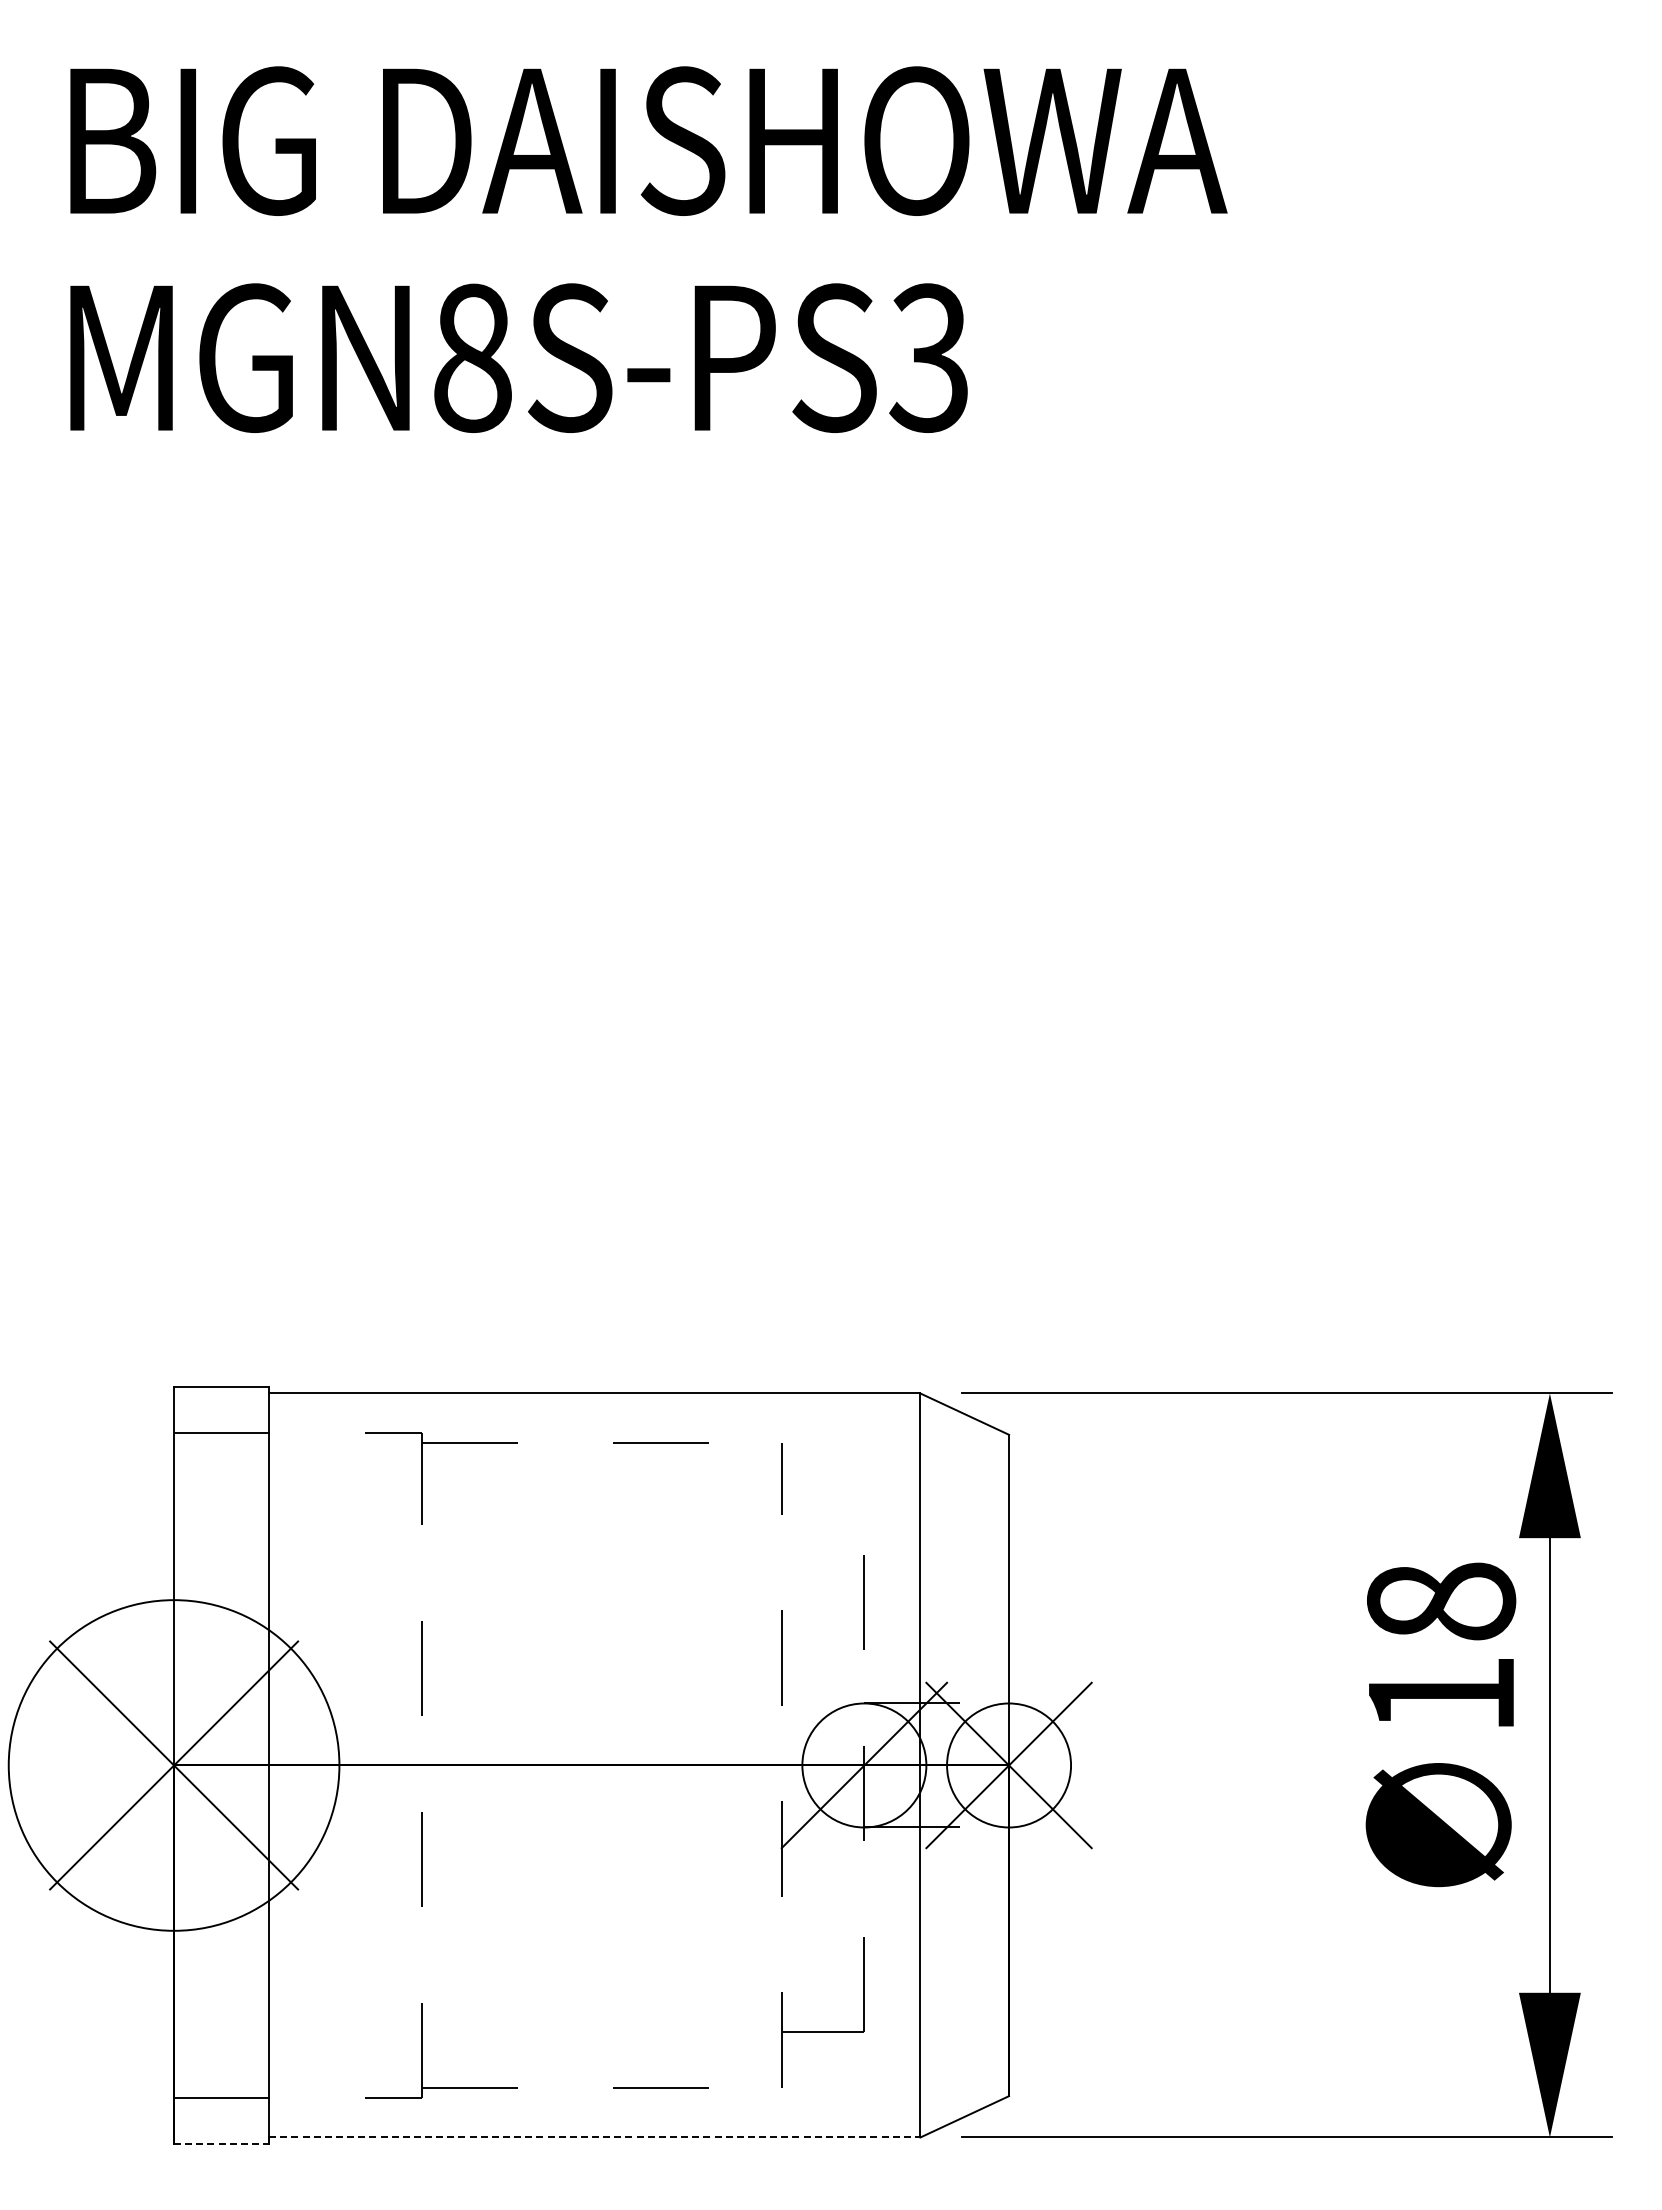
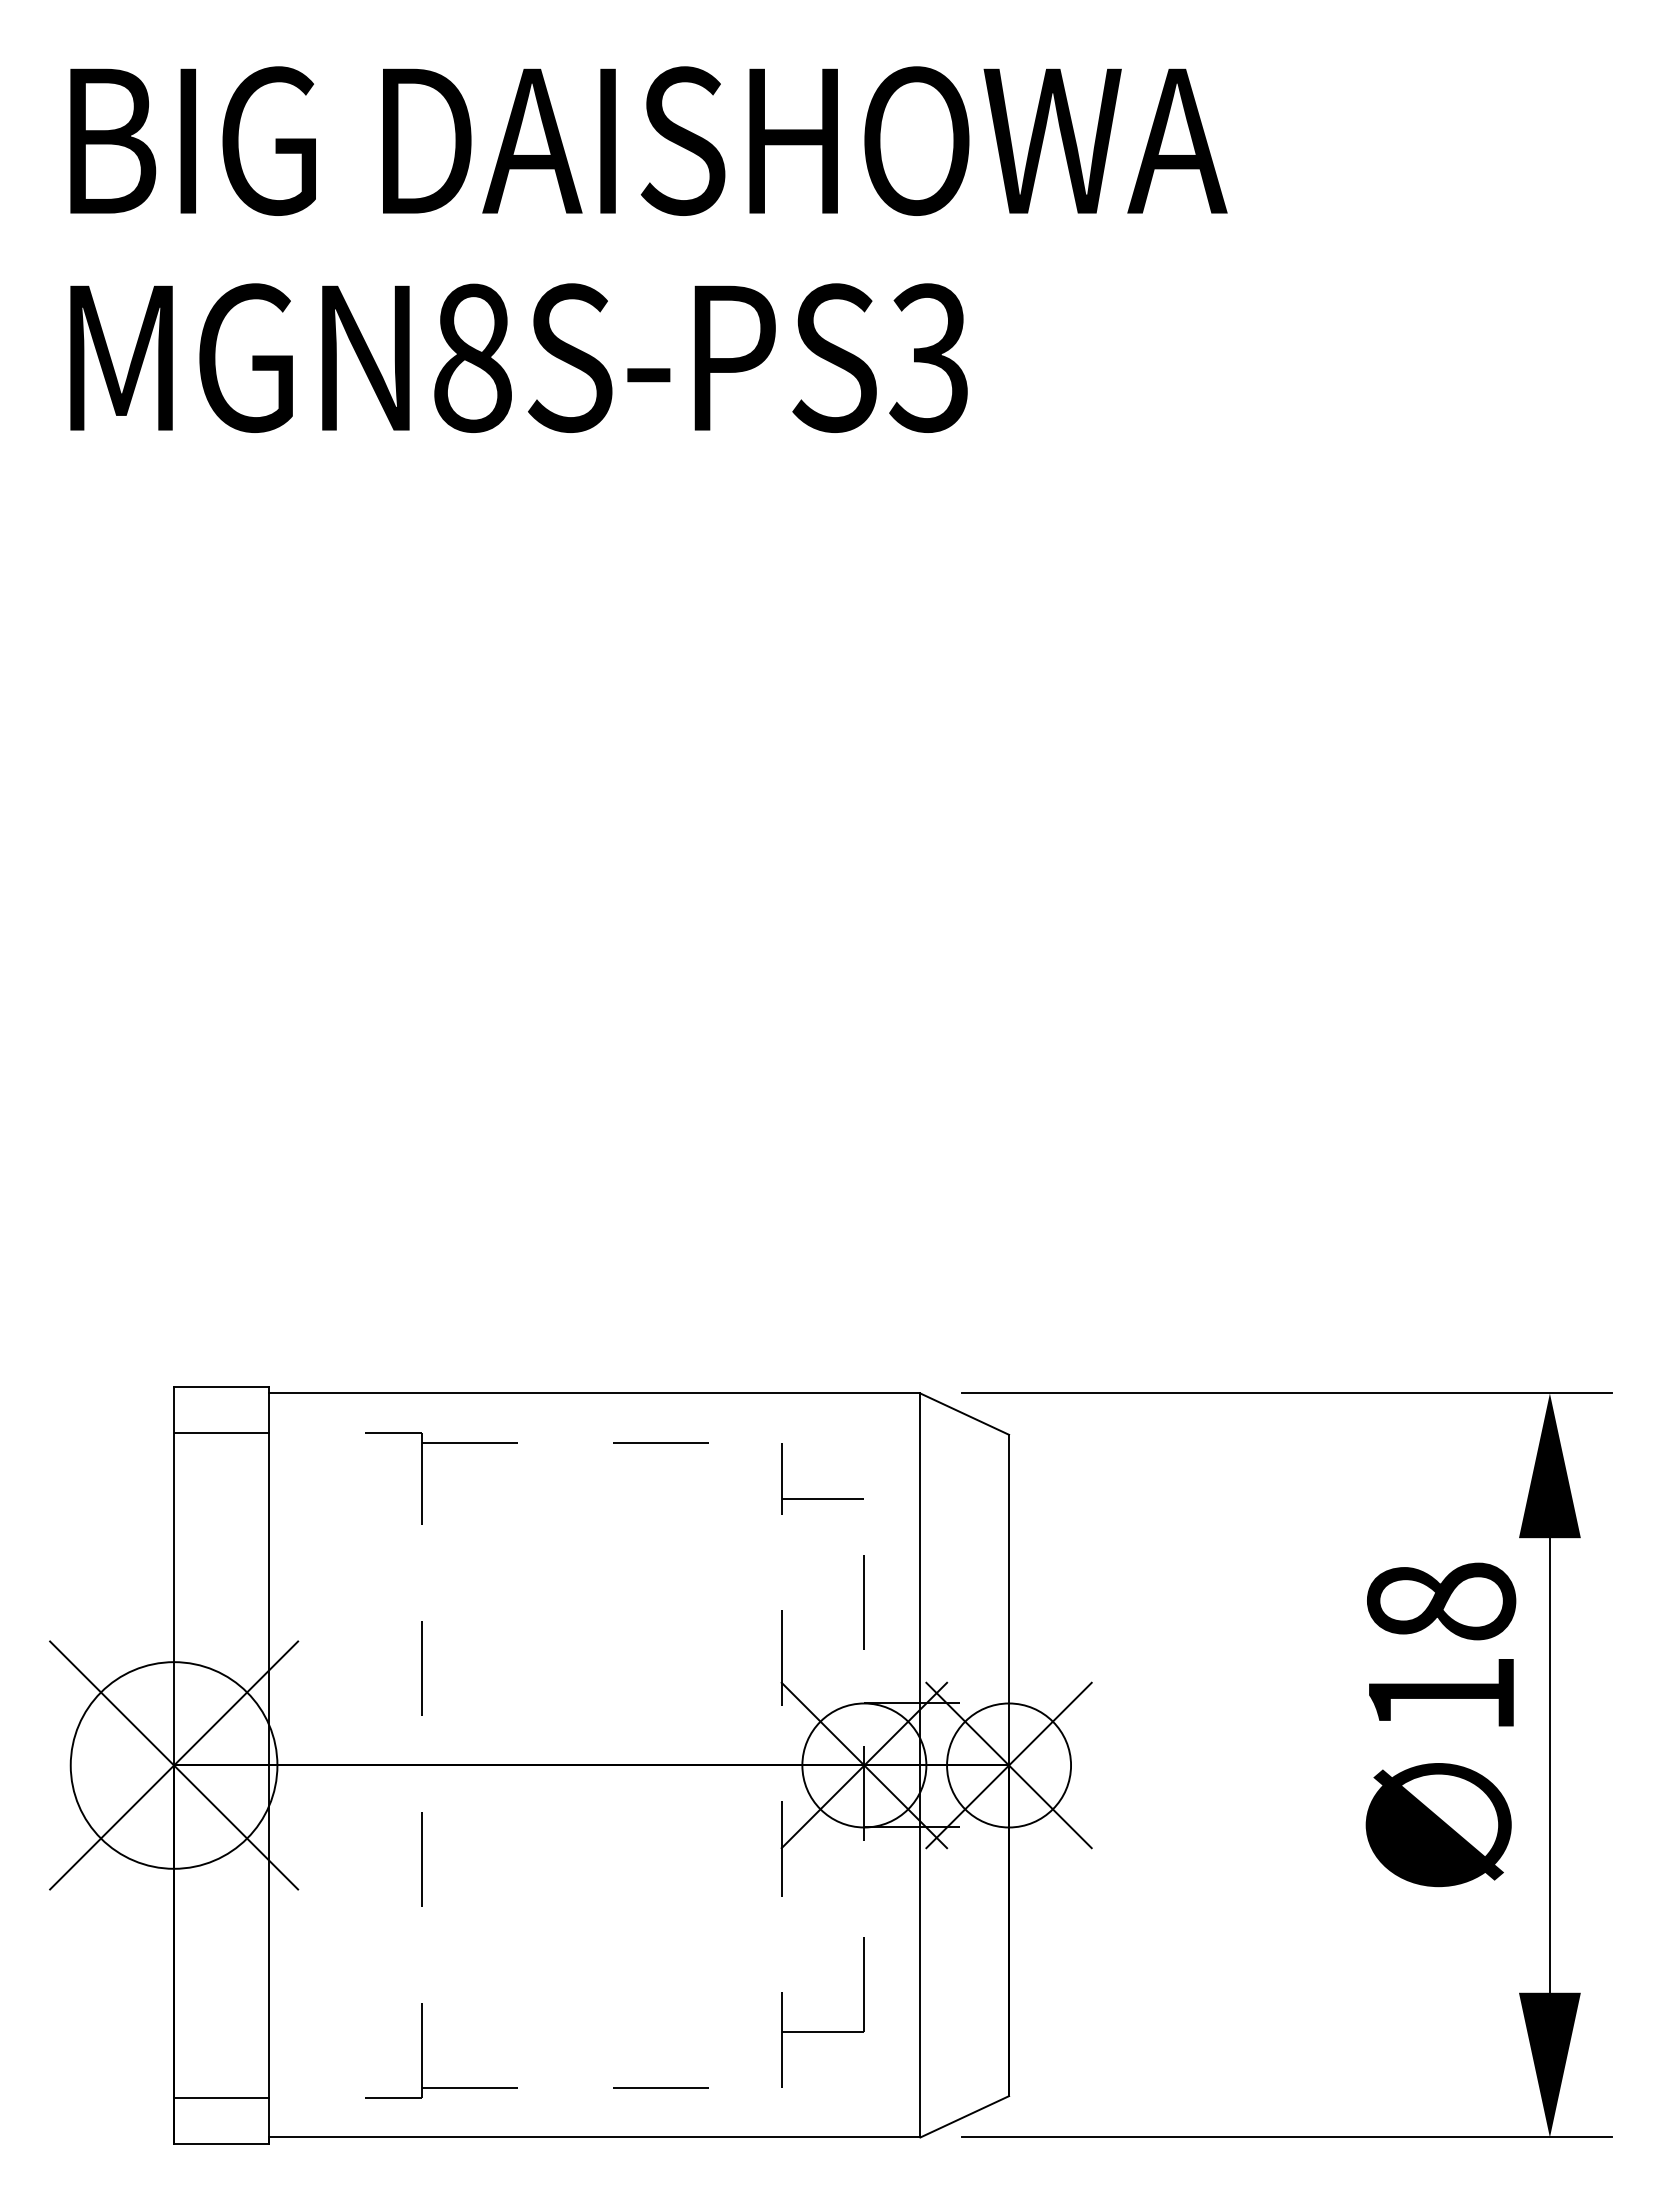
line: none -> present (822, 1498)
circle diameter: 331 px -> 207 px (173, 1765)
line: none -> present (864, 1765)
line: dashed -> solid (594, 2137)
line: dashed -> solid (221, 2143)
